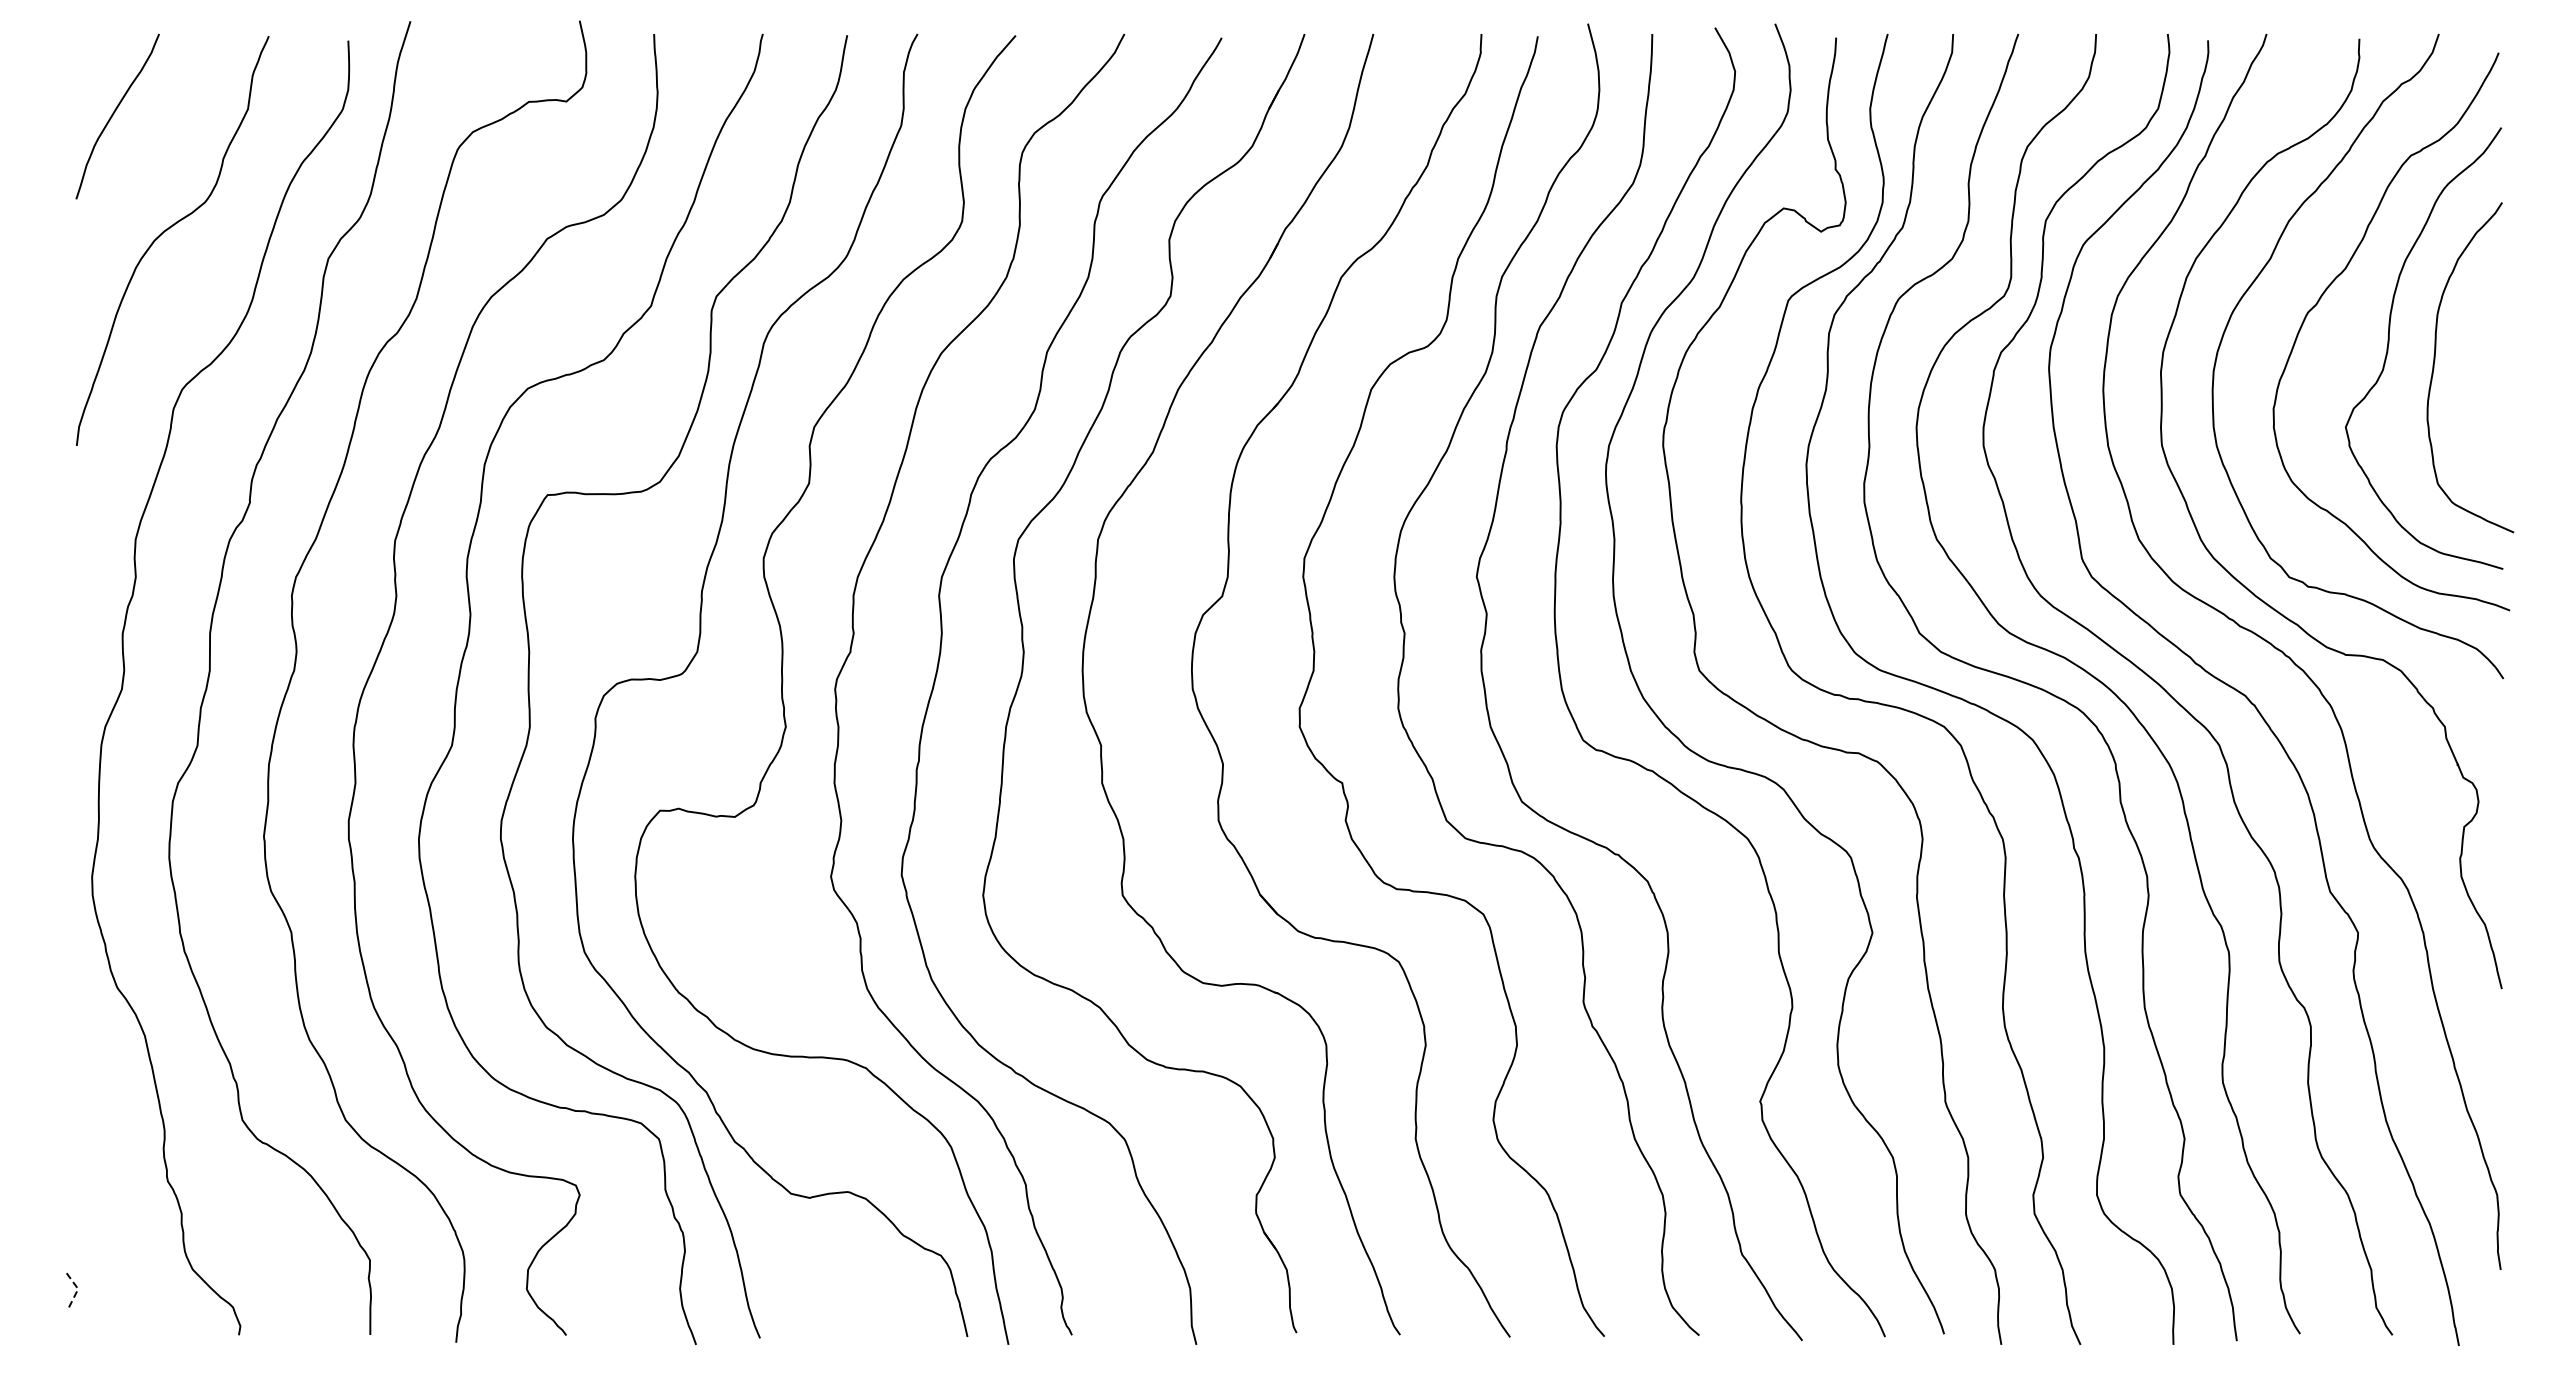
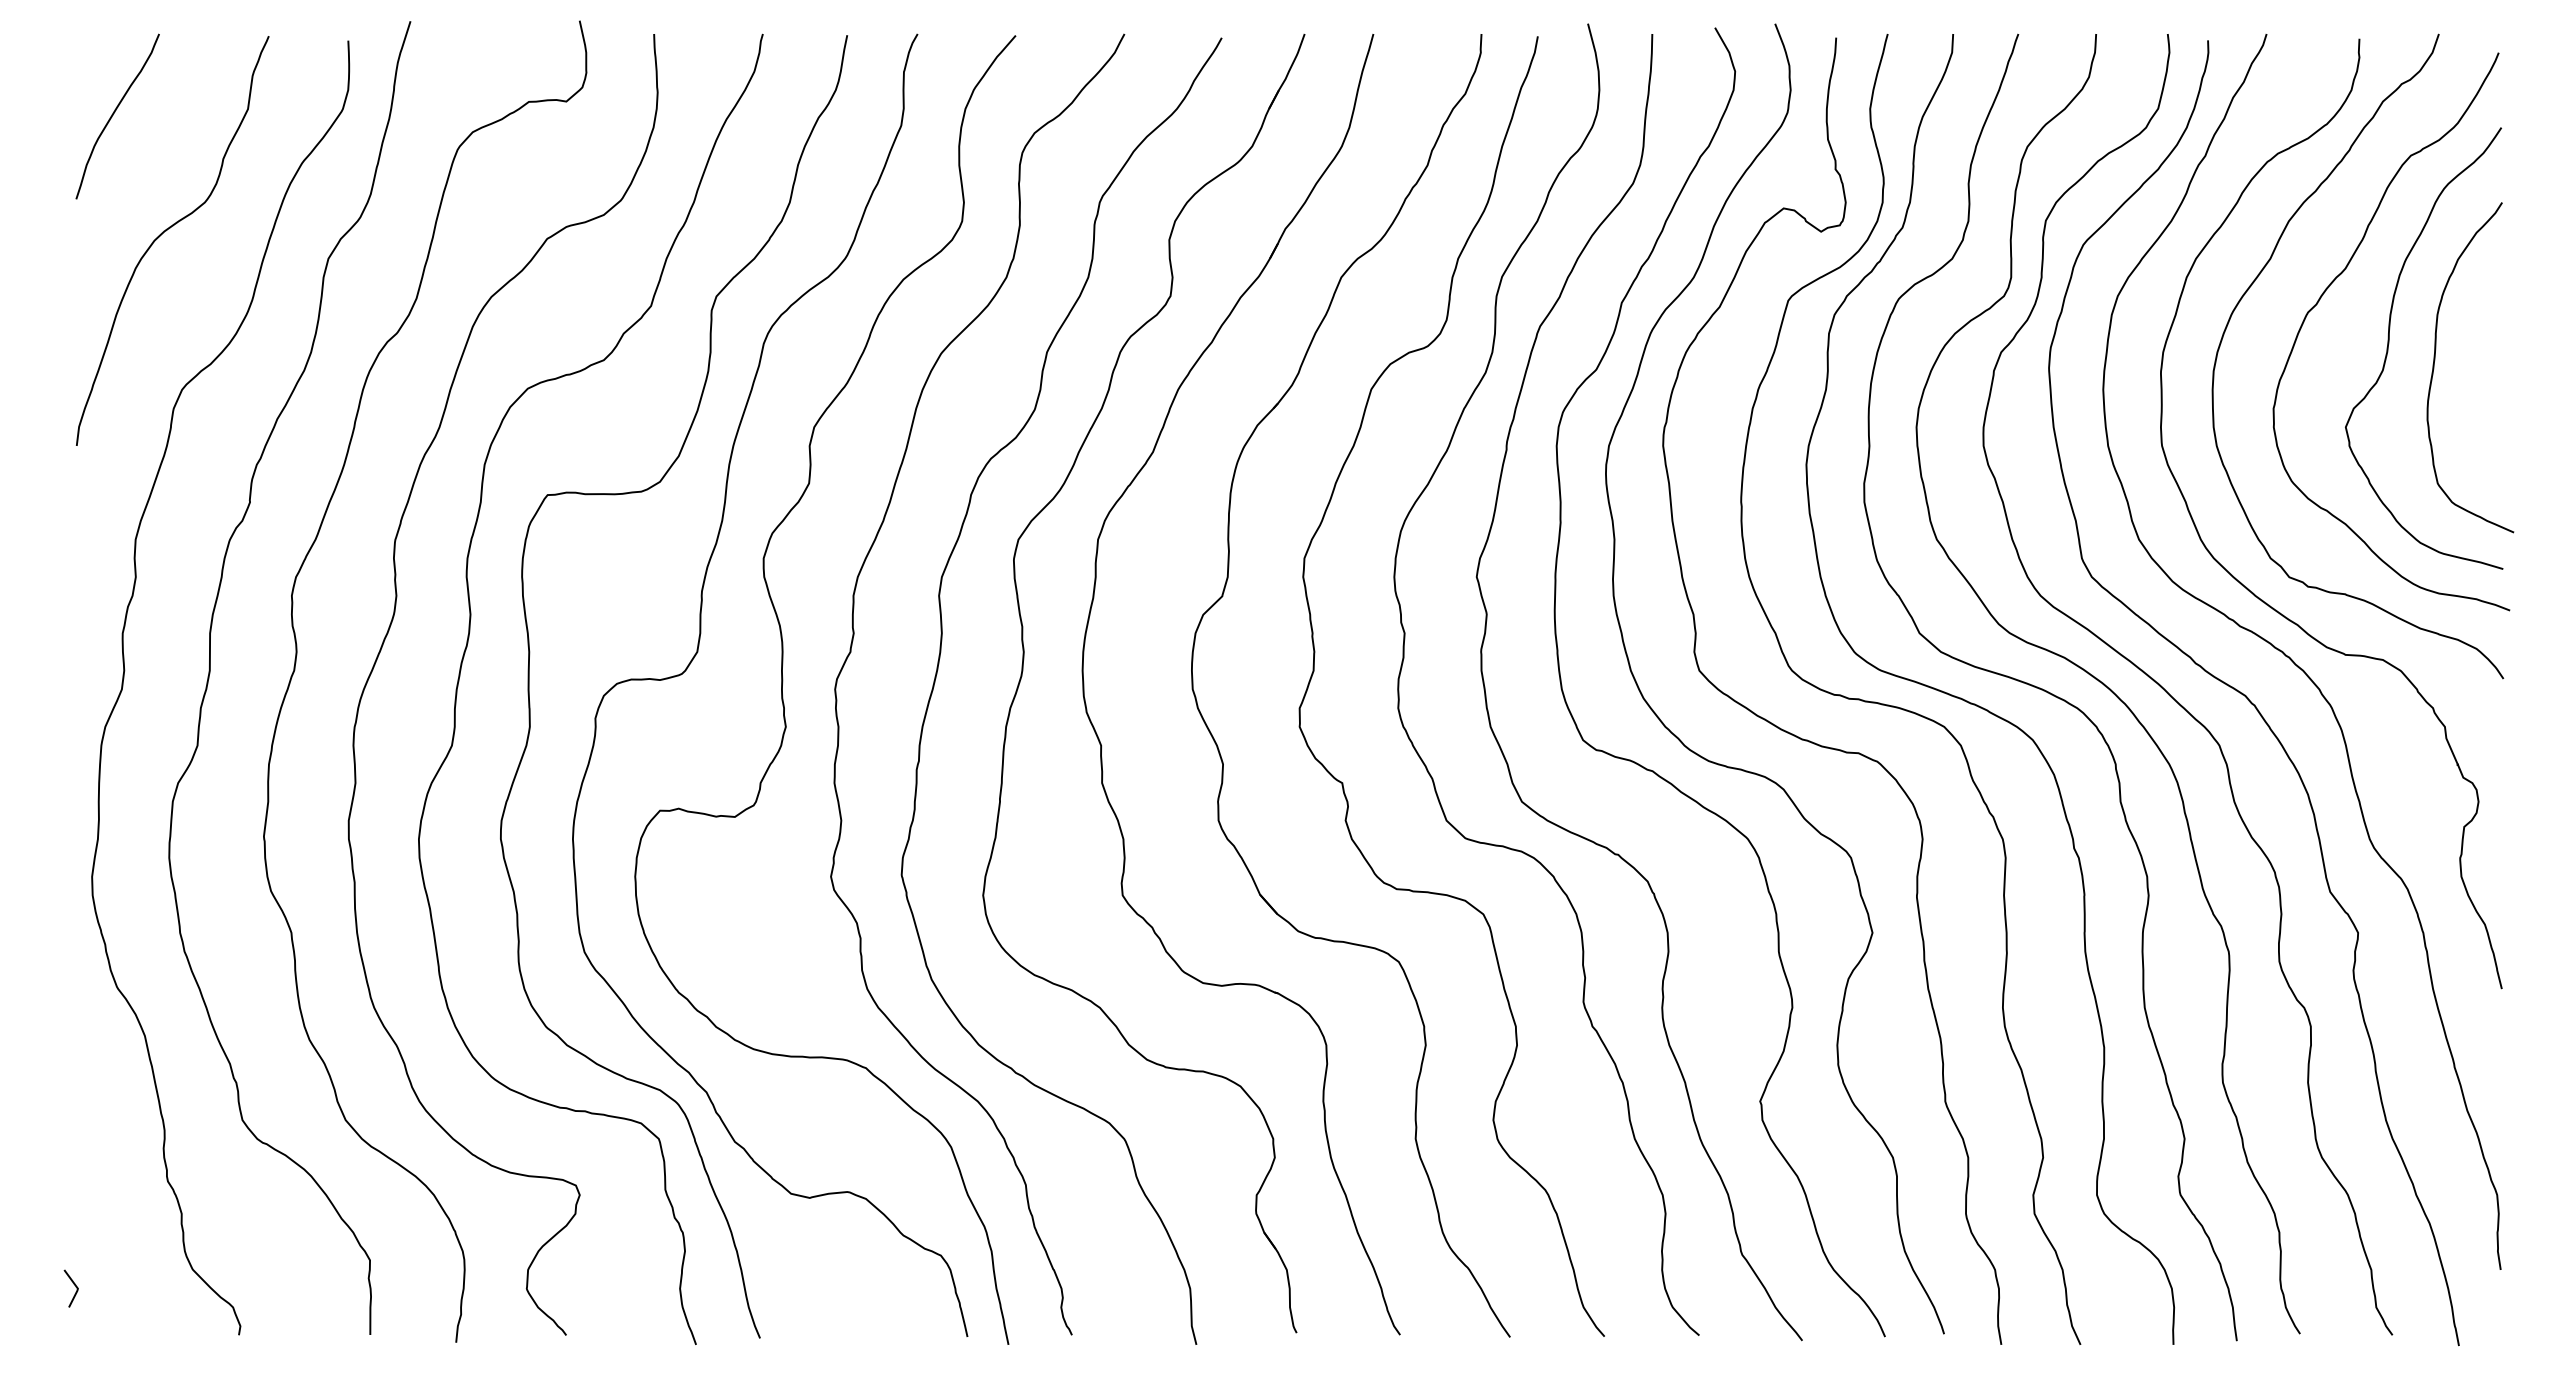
line: dashed -> solid (77, 1288)
